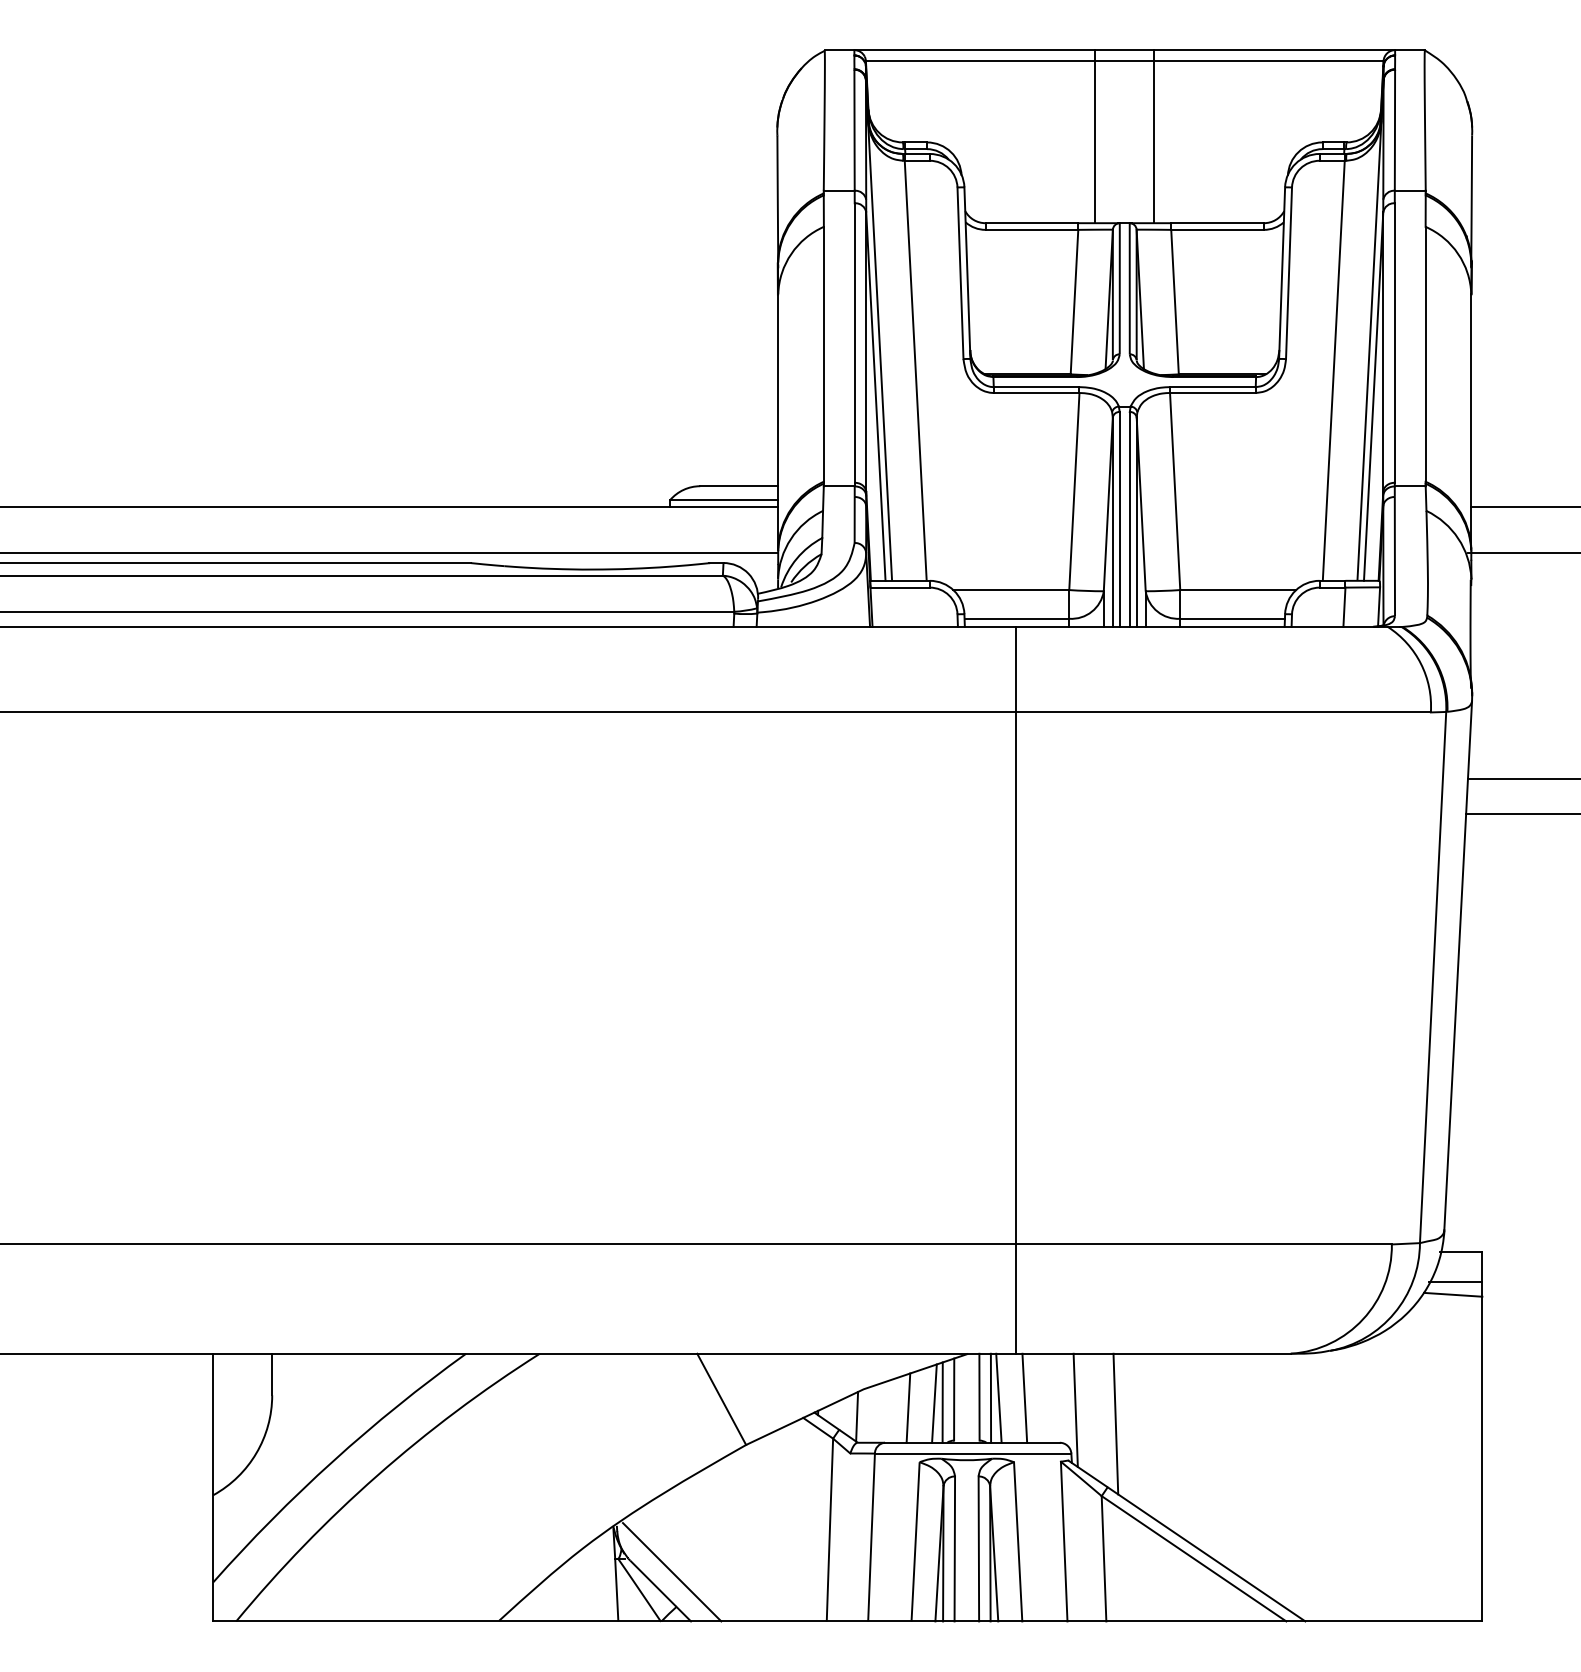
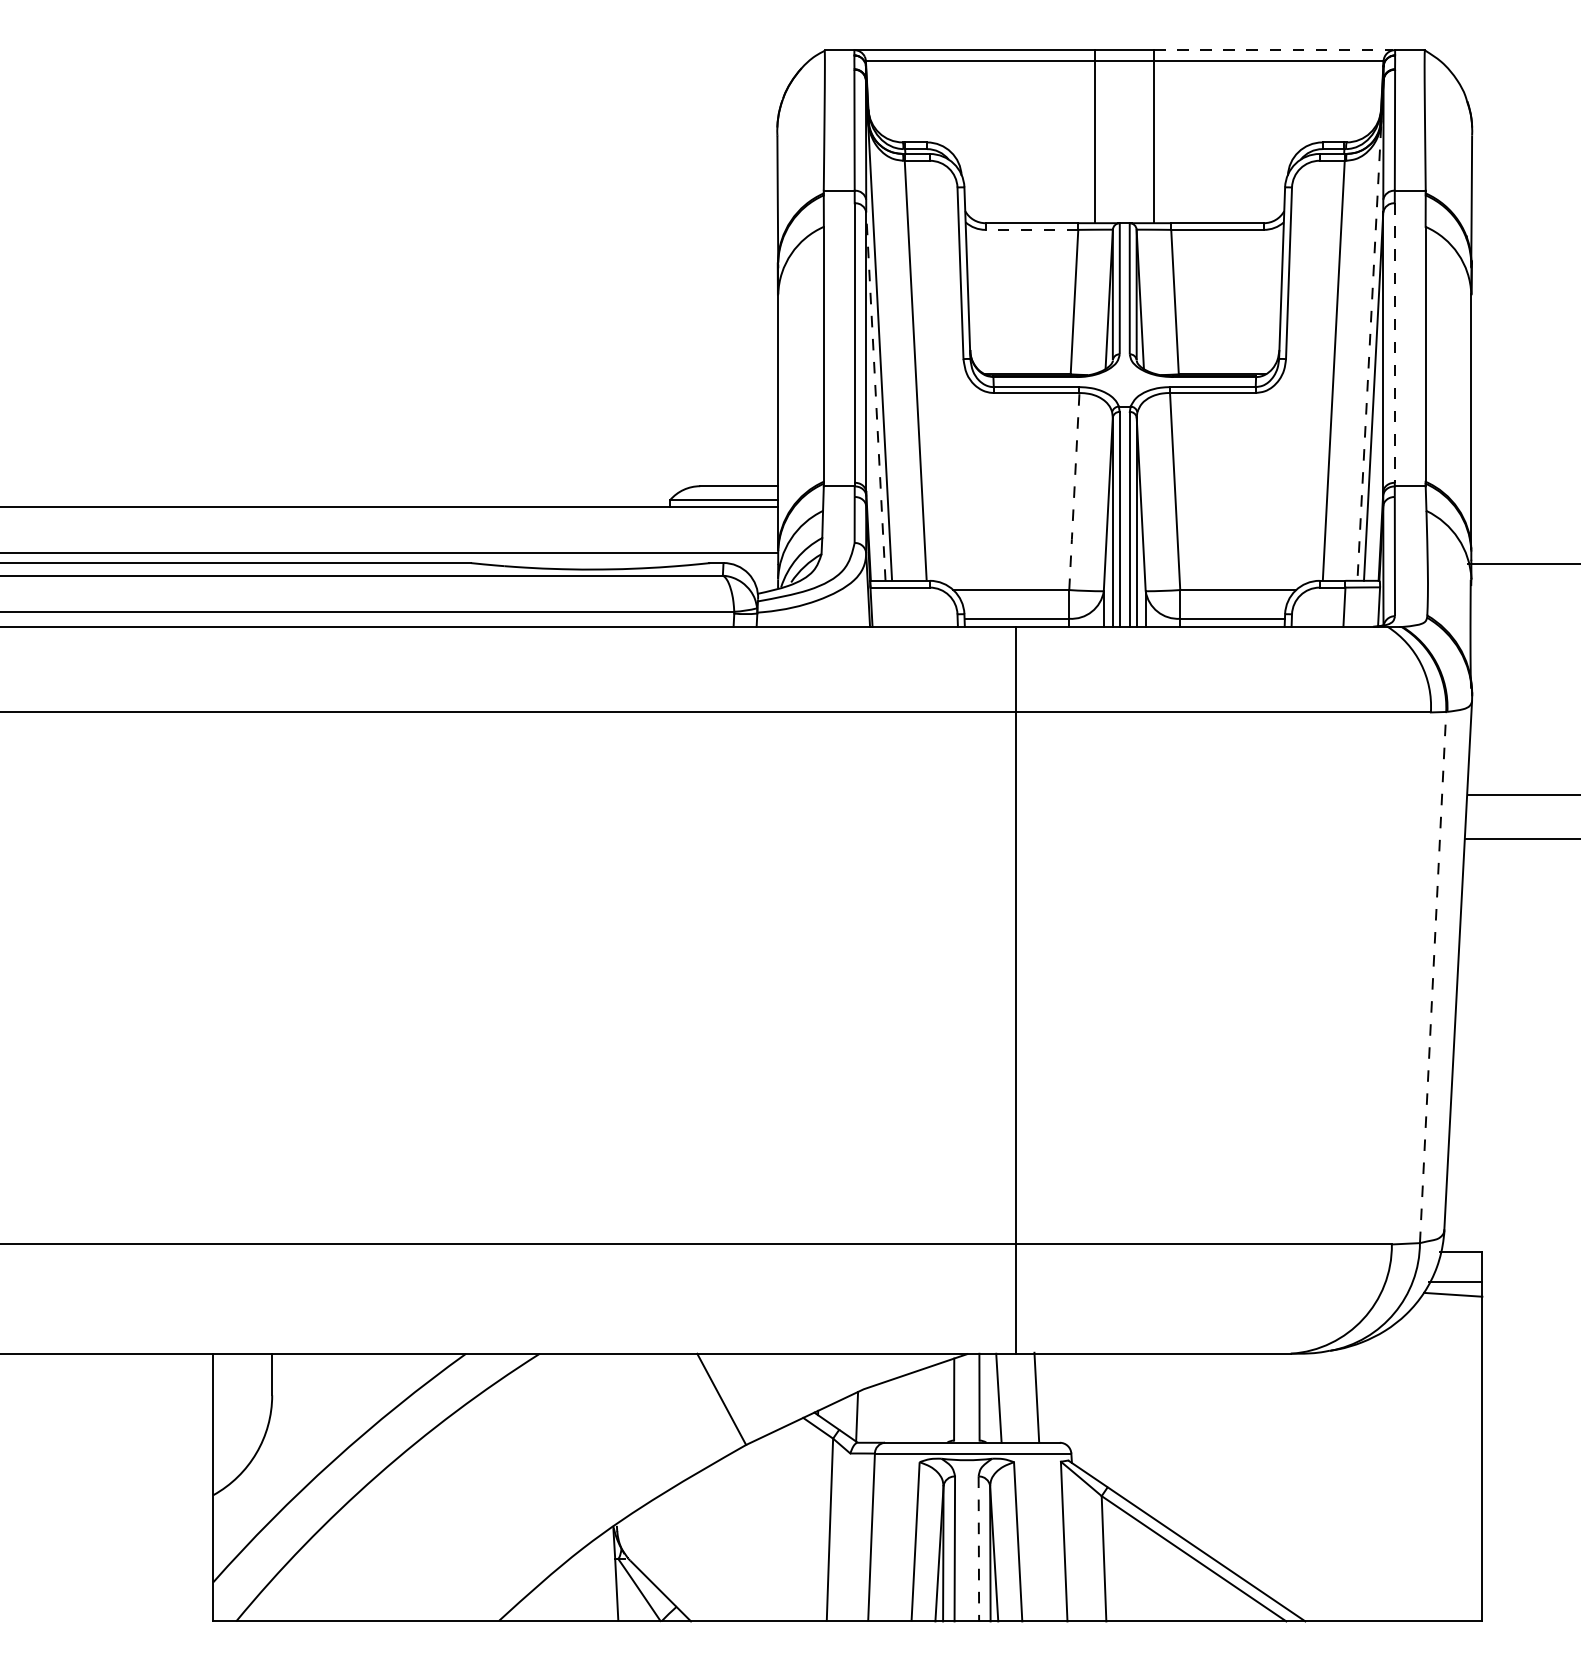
line: solid -> dashed (1273, 50)
line: solid -> dashed (1031, 229)
line: solid -> dashed (1370, 330)
line: solid -> dashed (1394, 343)
line: solid -> dashed (875, 396)
line: solid -> dashed (1074, 491)
line: present -> none (1524, 507)
line position: (1522, 553) -> (1522, 564) (1522, 564)
line position: (1522, 779) -> (1522, 795) (1522, 795)
line position: (1521, 813) -> (1521, 838) (1521, 838)
line: solid -> dashed (1433, 977)
line: present -> none (990, 1397)
line position: (1024, 1397) -> (1036, 1396) (1036, 1396)
line: present -> none (942, 1402)
line: present -> none (934, 1403)
line: present -> none (908, 1407)
line: present -> none (1075, 1410)
line: present -> none (1115, 1423)
line: solid -> dashed (978, 1549)
line: present -> none (671, 1572)
